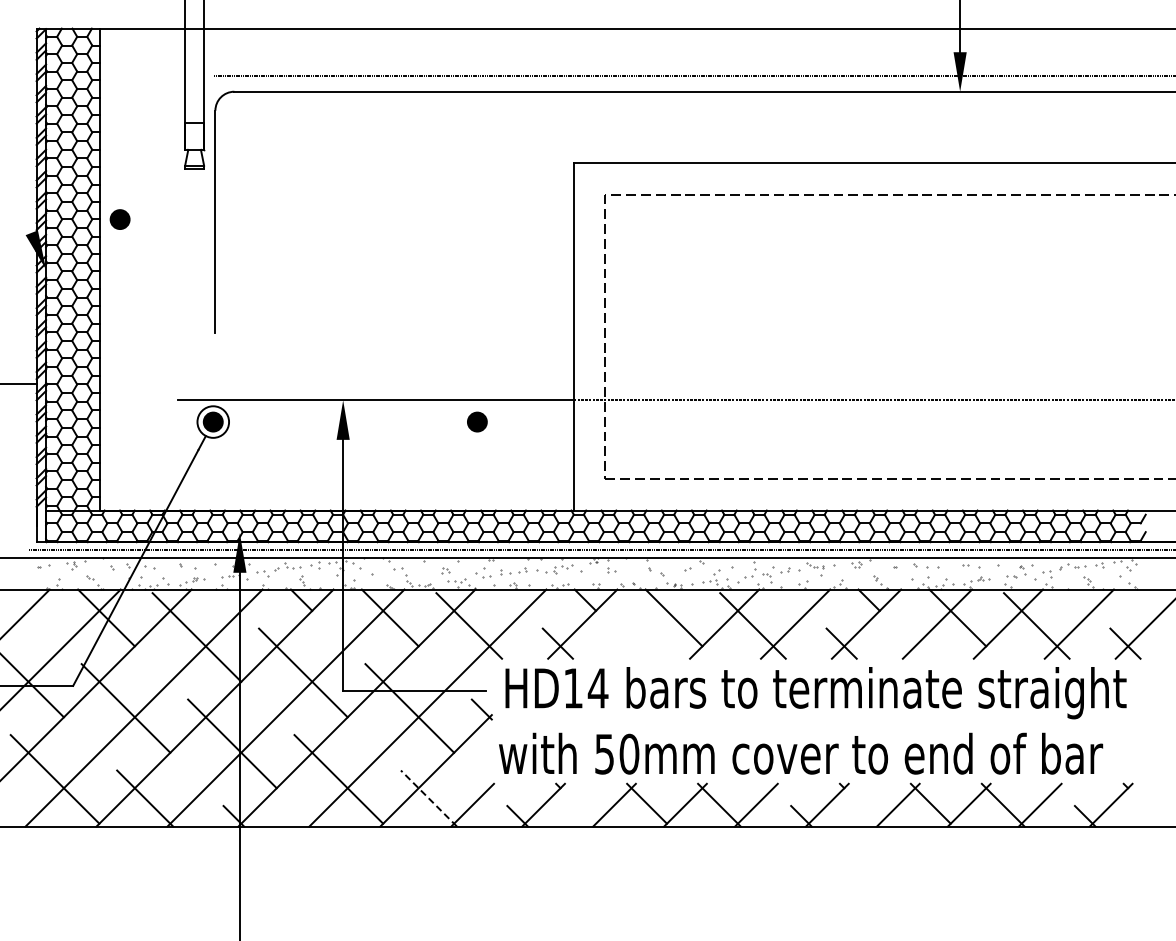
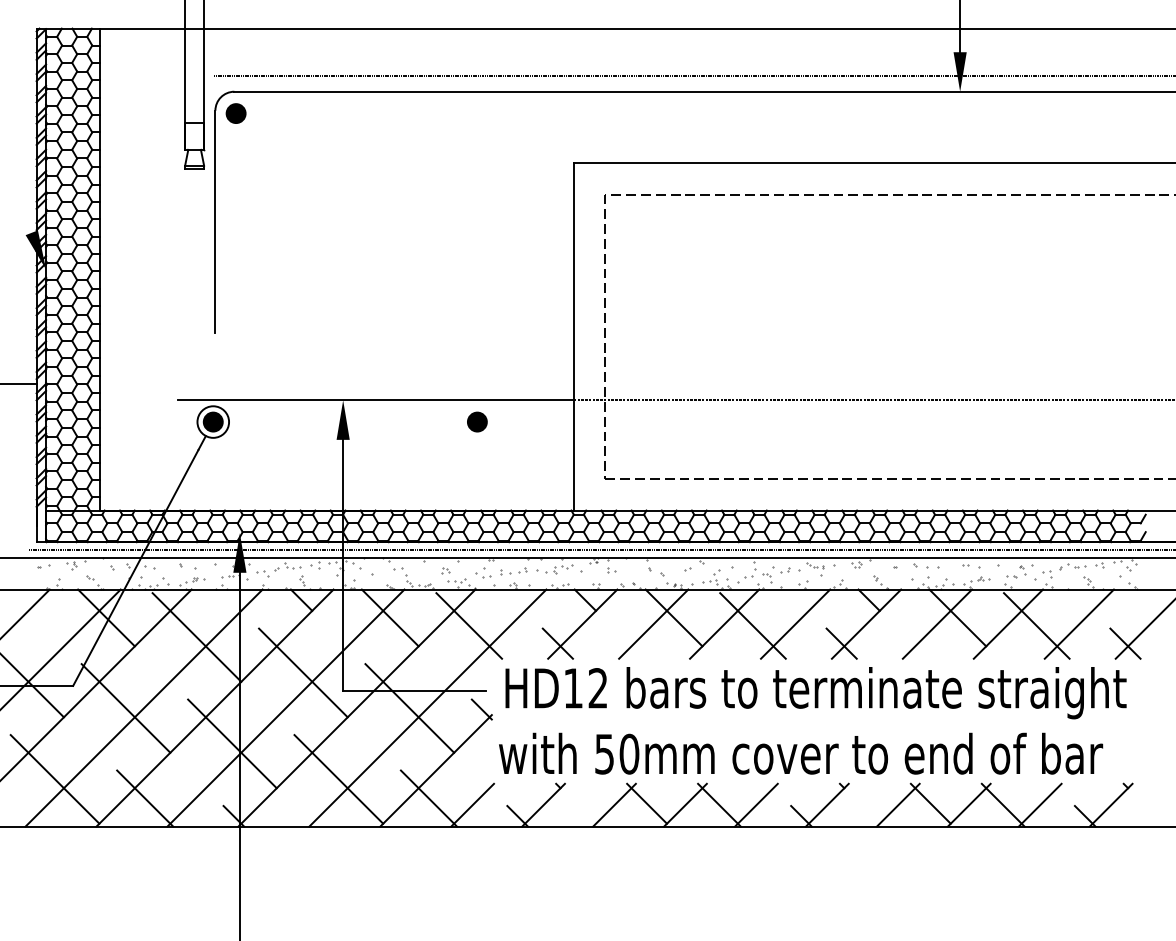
part position: (119, 219) -> (235, 113) (235, 113)
line: none -> present (653, 623)
text: HD14 -> HD12 (597, 688)
line: dashed -> solid (428, 798)
